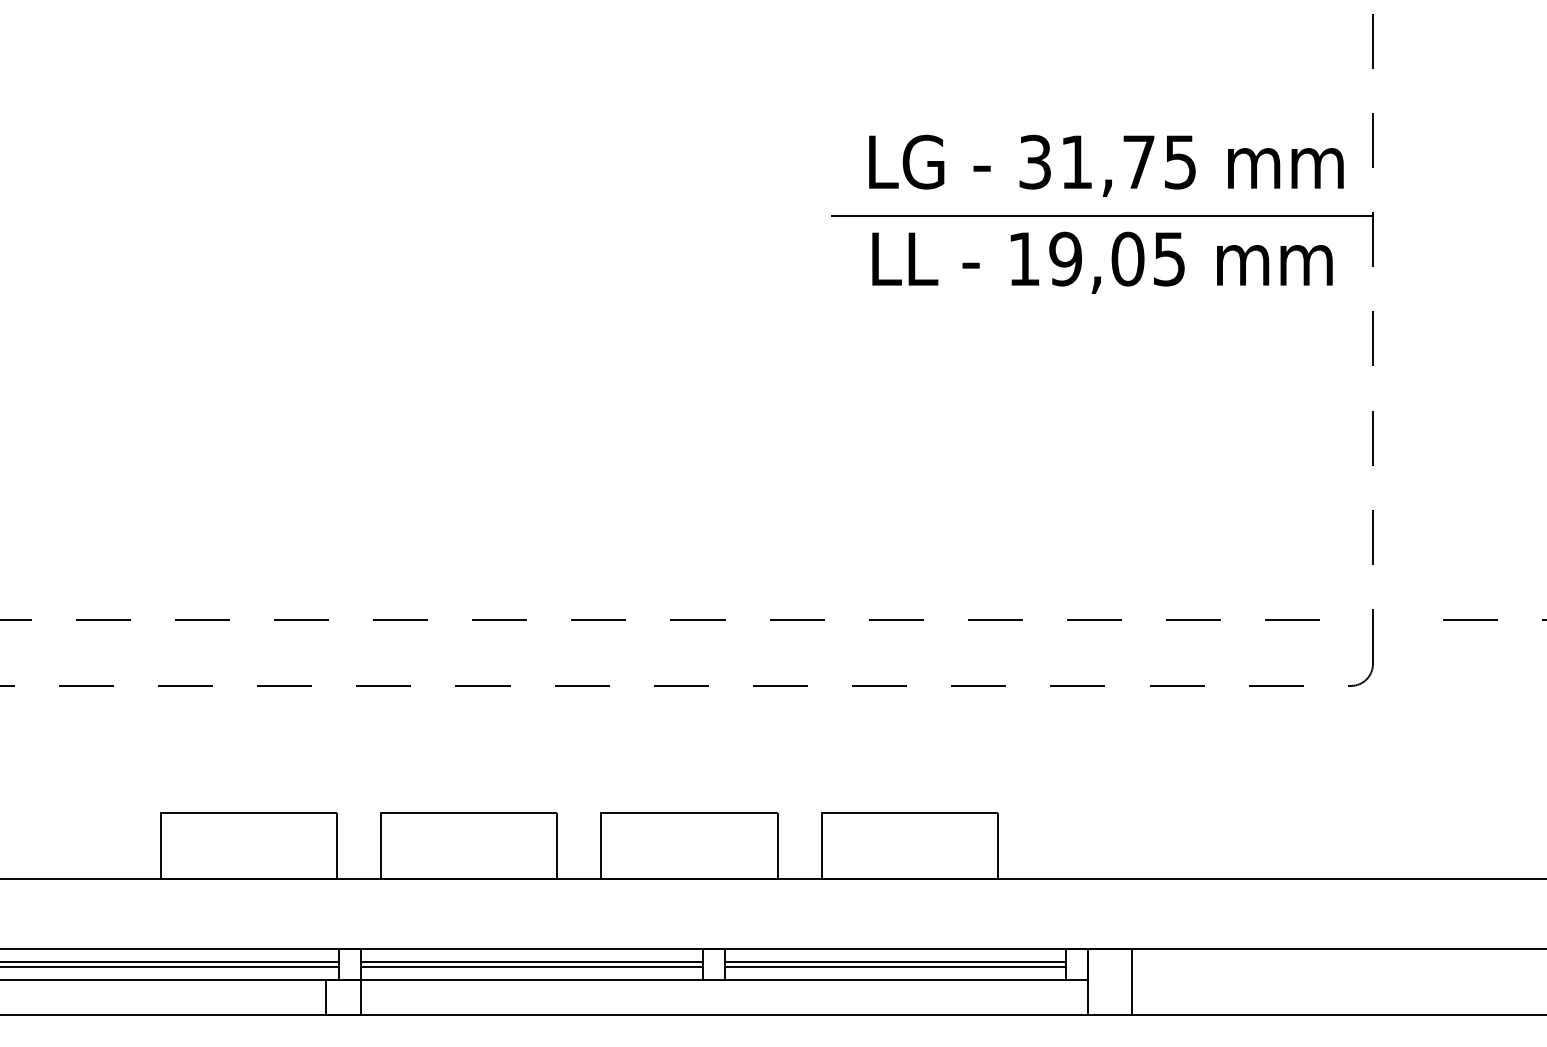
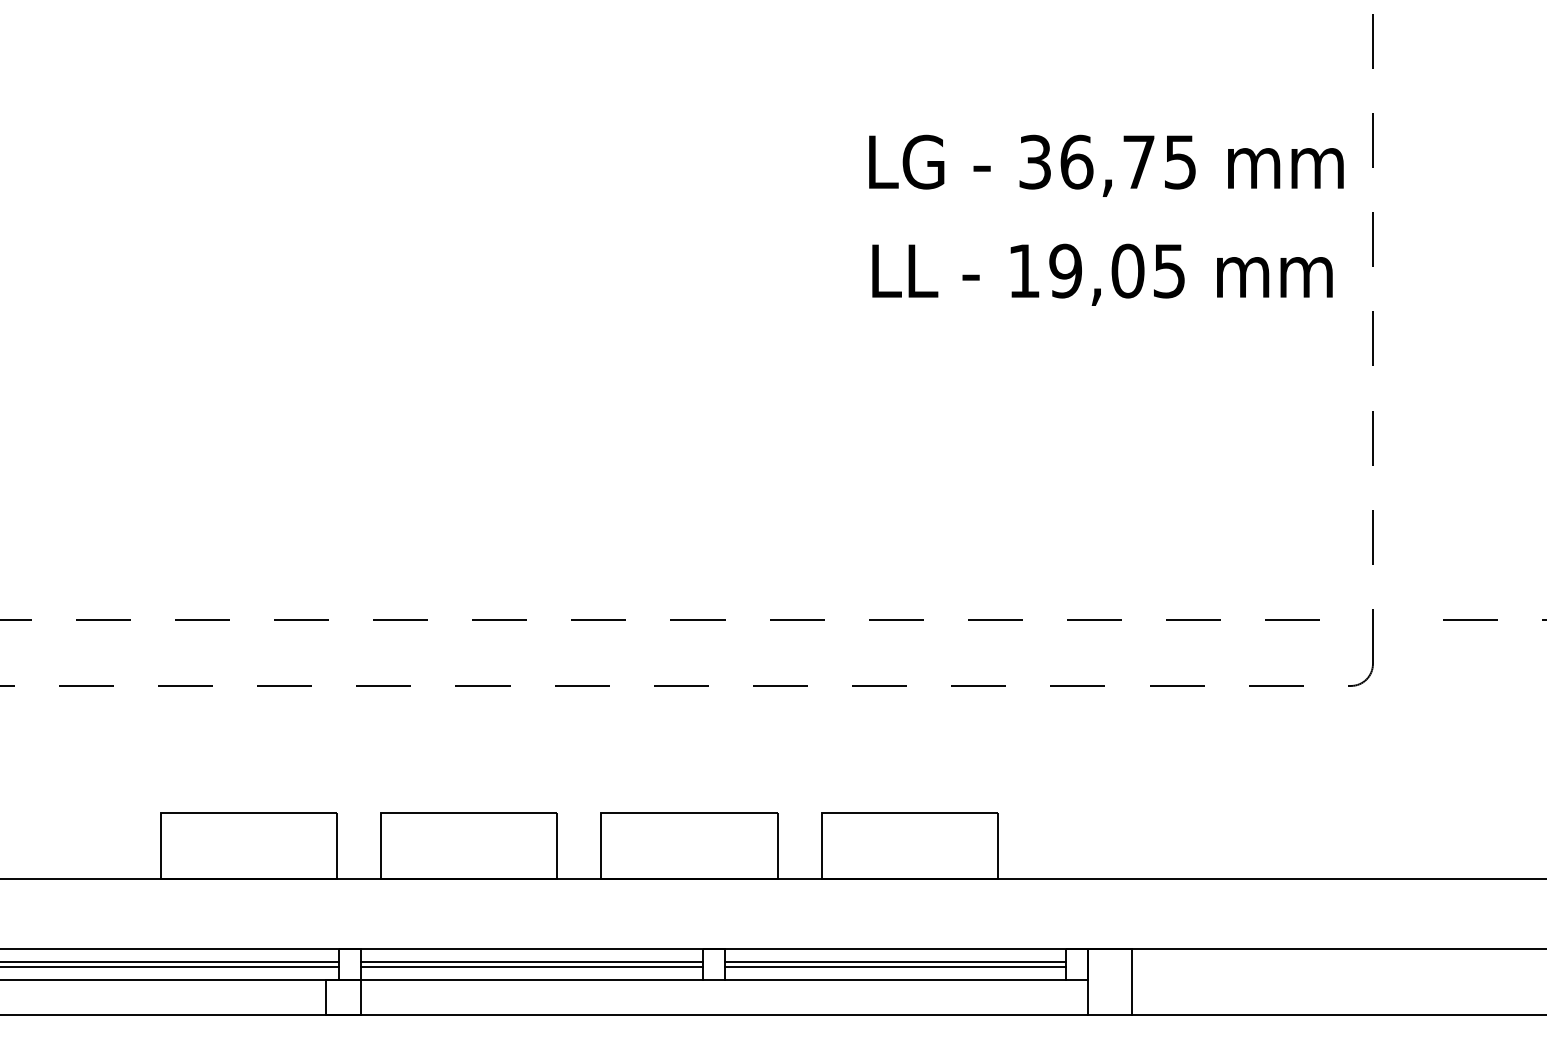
text: 31,75 -> 36,75 (1076, 161)
line: present -> none (1102, 216)
text position: (1102, 262) -> (1102, 274) (1102, 274)
